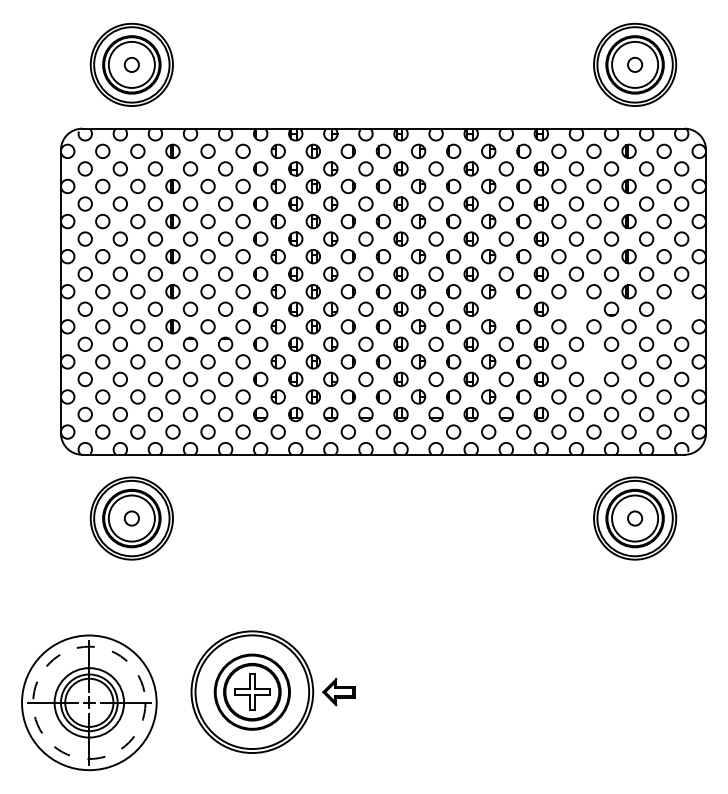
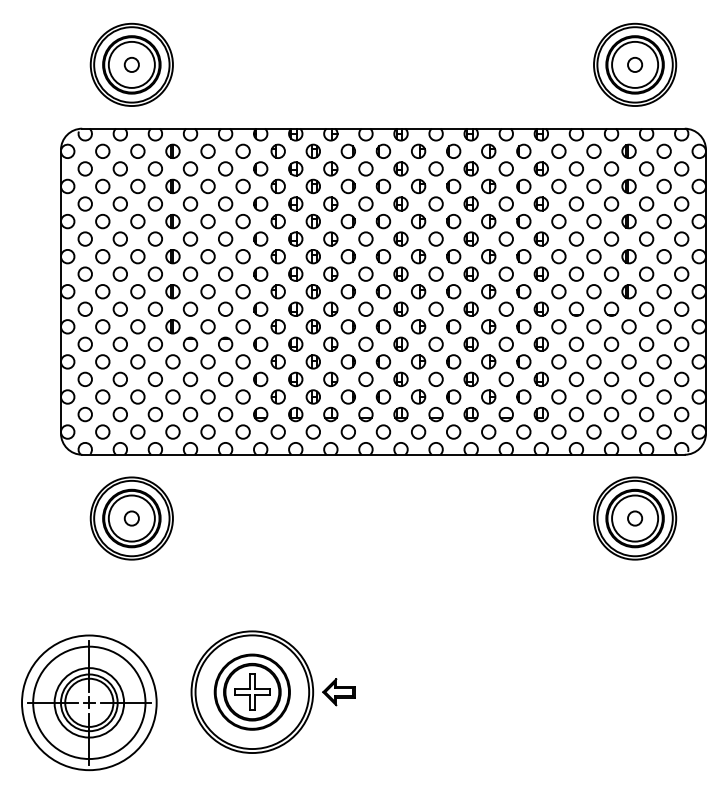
circle: none -> present (505, 308)
circle: none -> present (575, 308)
circle: none -> present (681, 308)
circle: none -> present (593, 361)
circle: dashed -> solid (89, 702)
